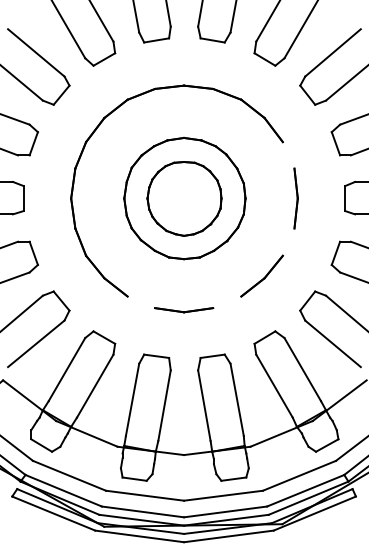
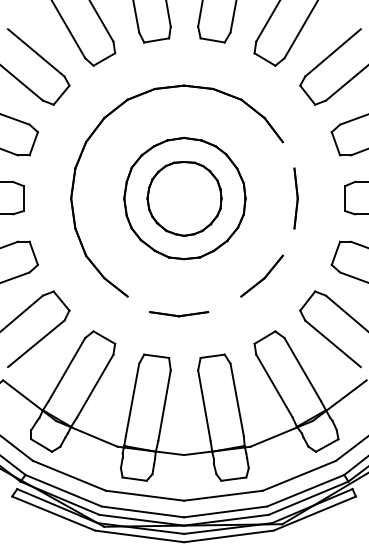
part position: (184, 310) -> (179, 314) (179, 314)
